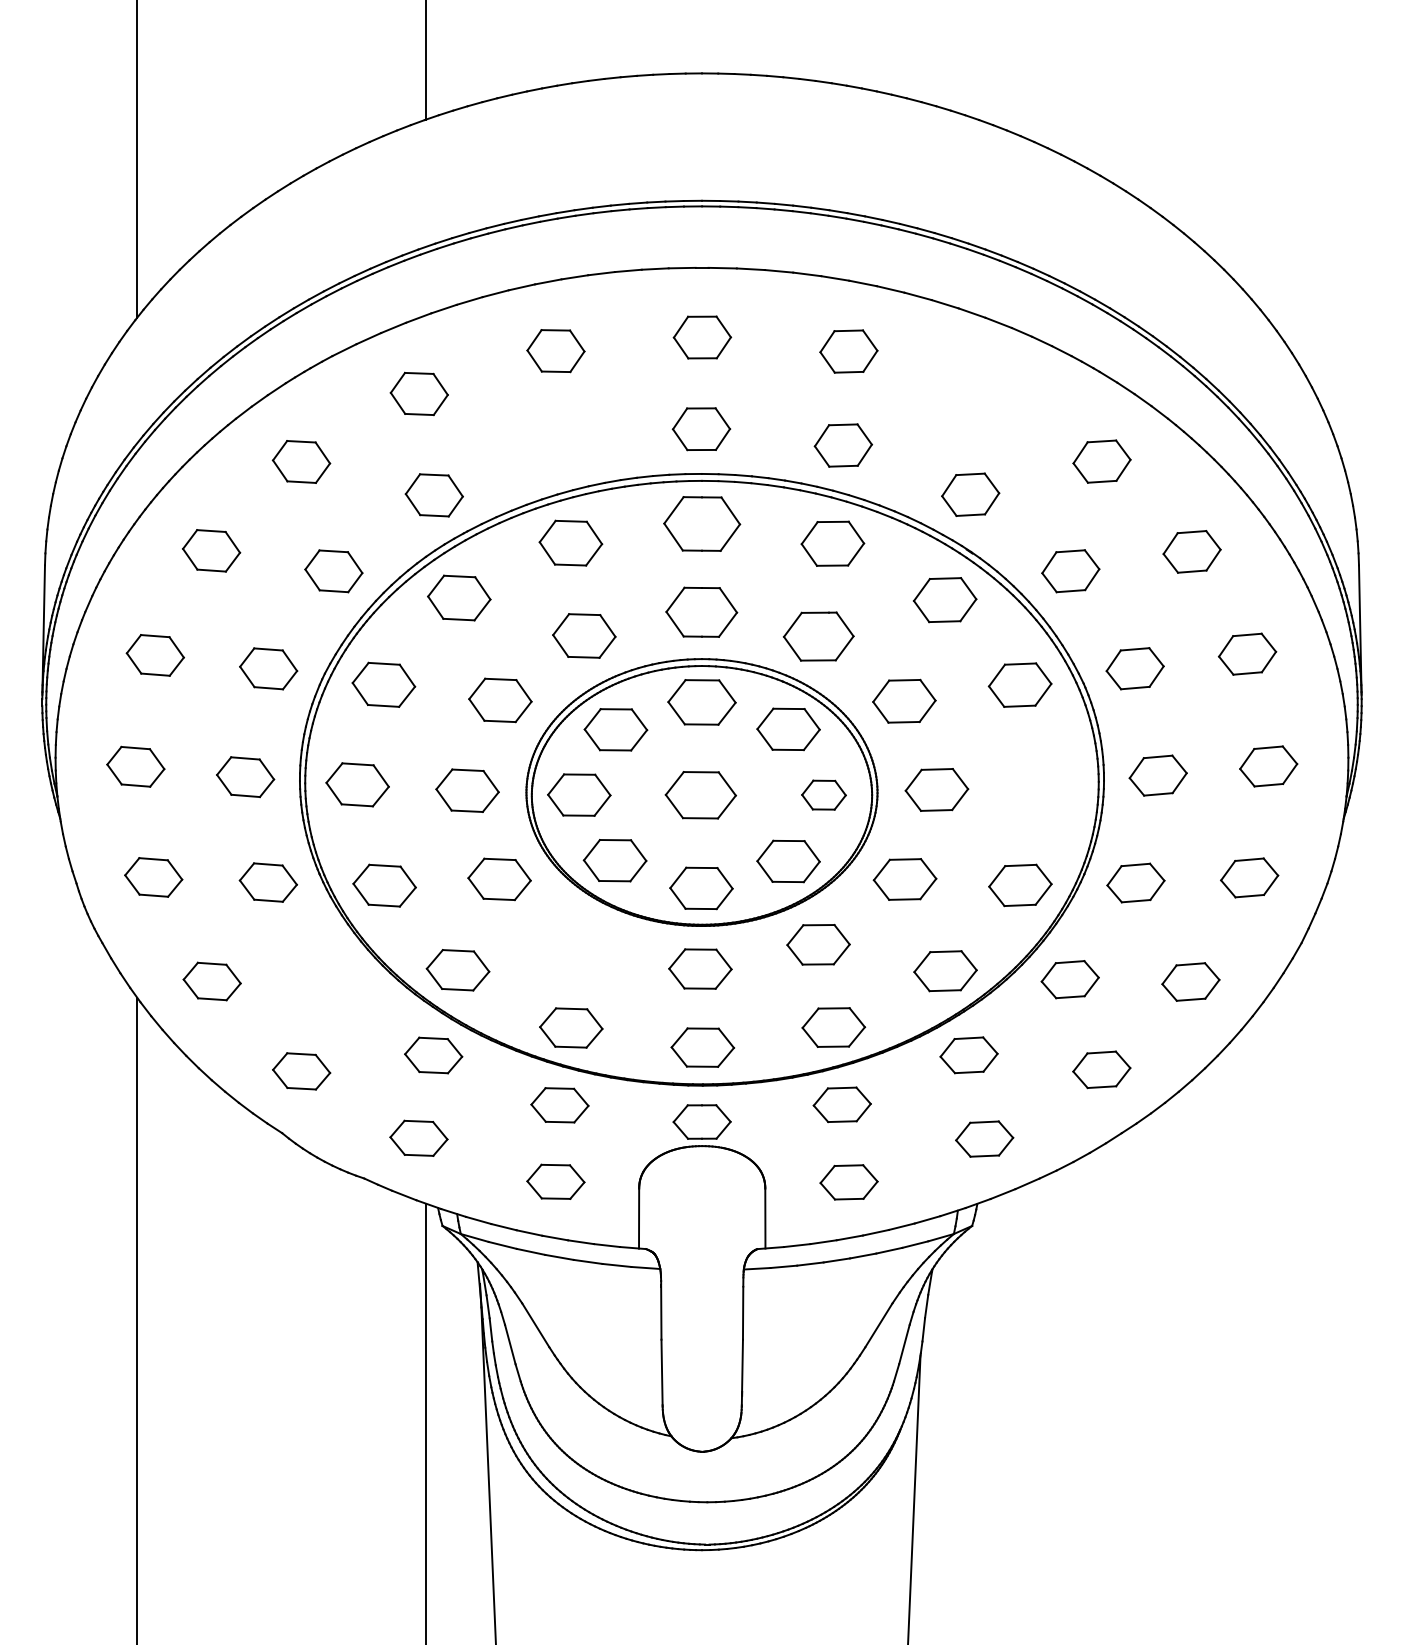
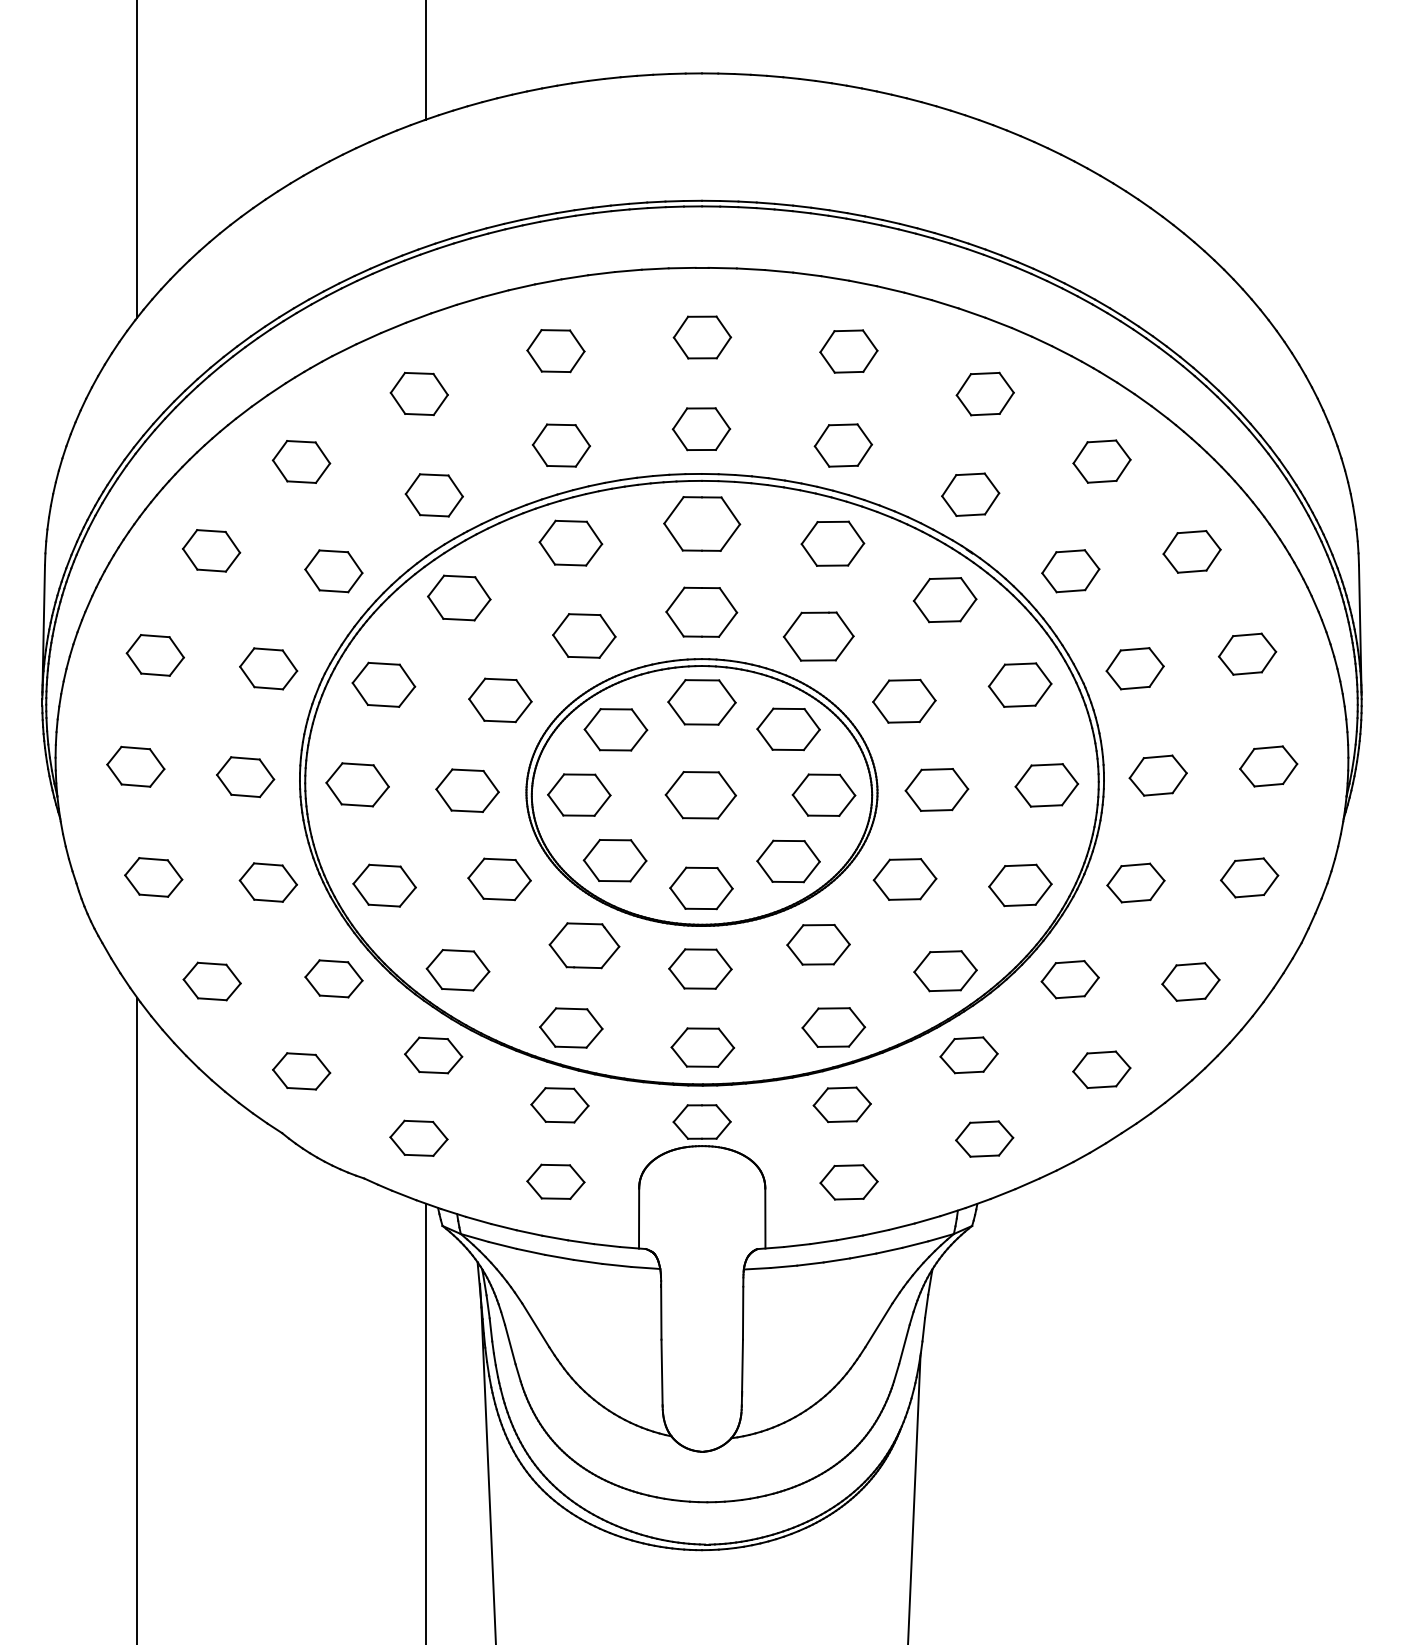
part: none -> present (984, 393)
part: none -> present (560, 445)
part: none -> present (1046, 785)
part size: 46x32 px -> 66x44 px (823, 794)
part: none -> present (584, 945)
part: none -> present (333, 978)
